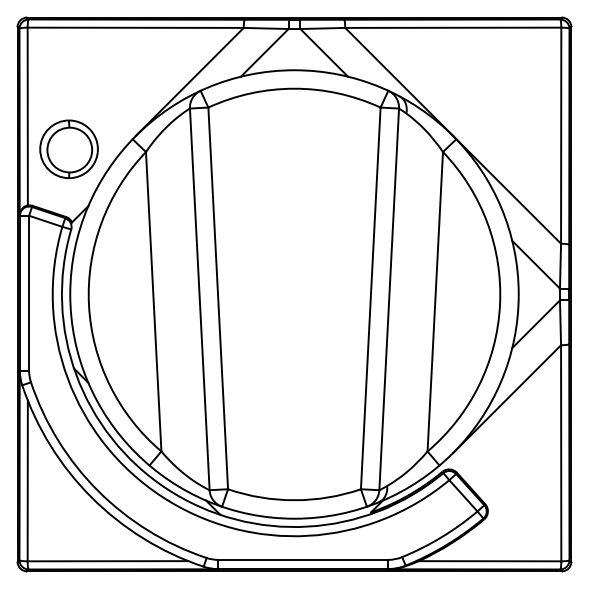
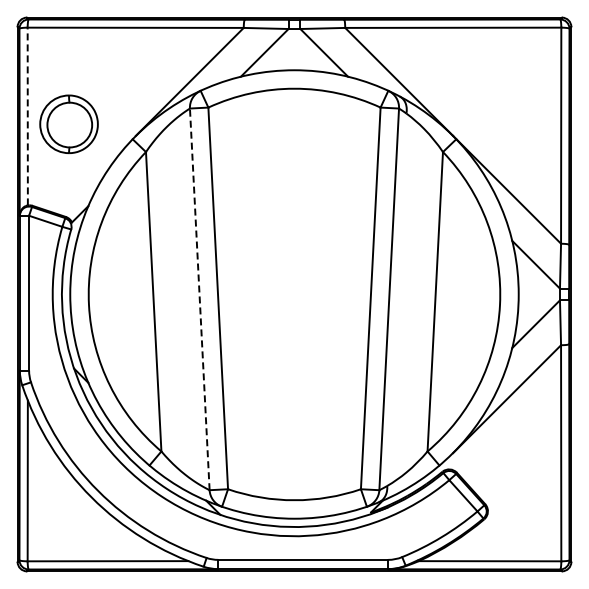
line: solid -> dashed (27, 116)
part position: (68, 148) -> (68, 123) (68, 123)
line: solid -> dashed (199, 298)
